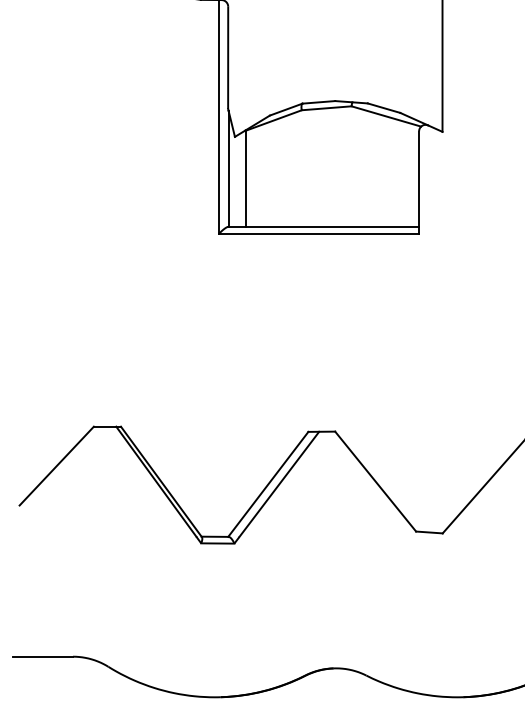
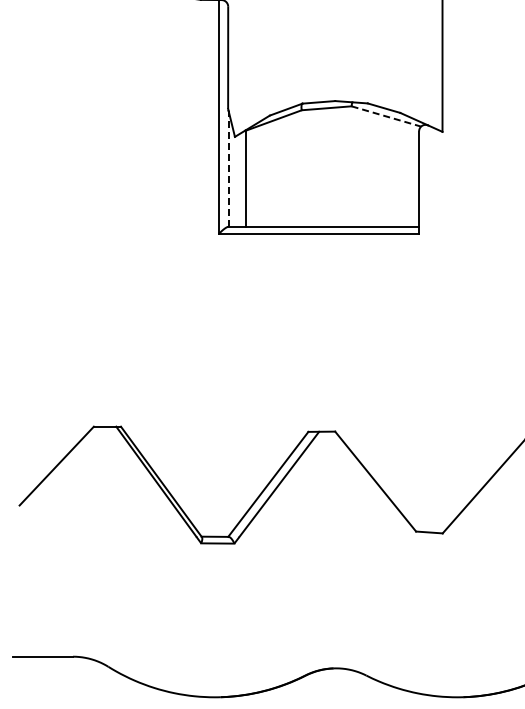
line: solid -> dashed (386, 116)
line: solid -> dashed (228, 168)
